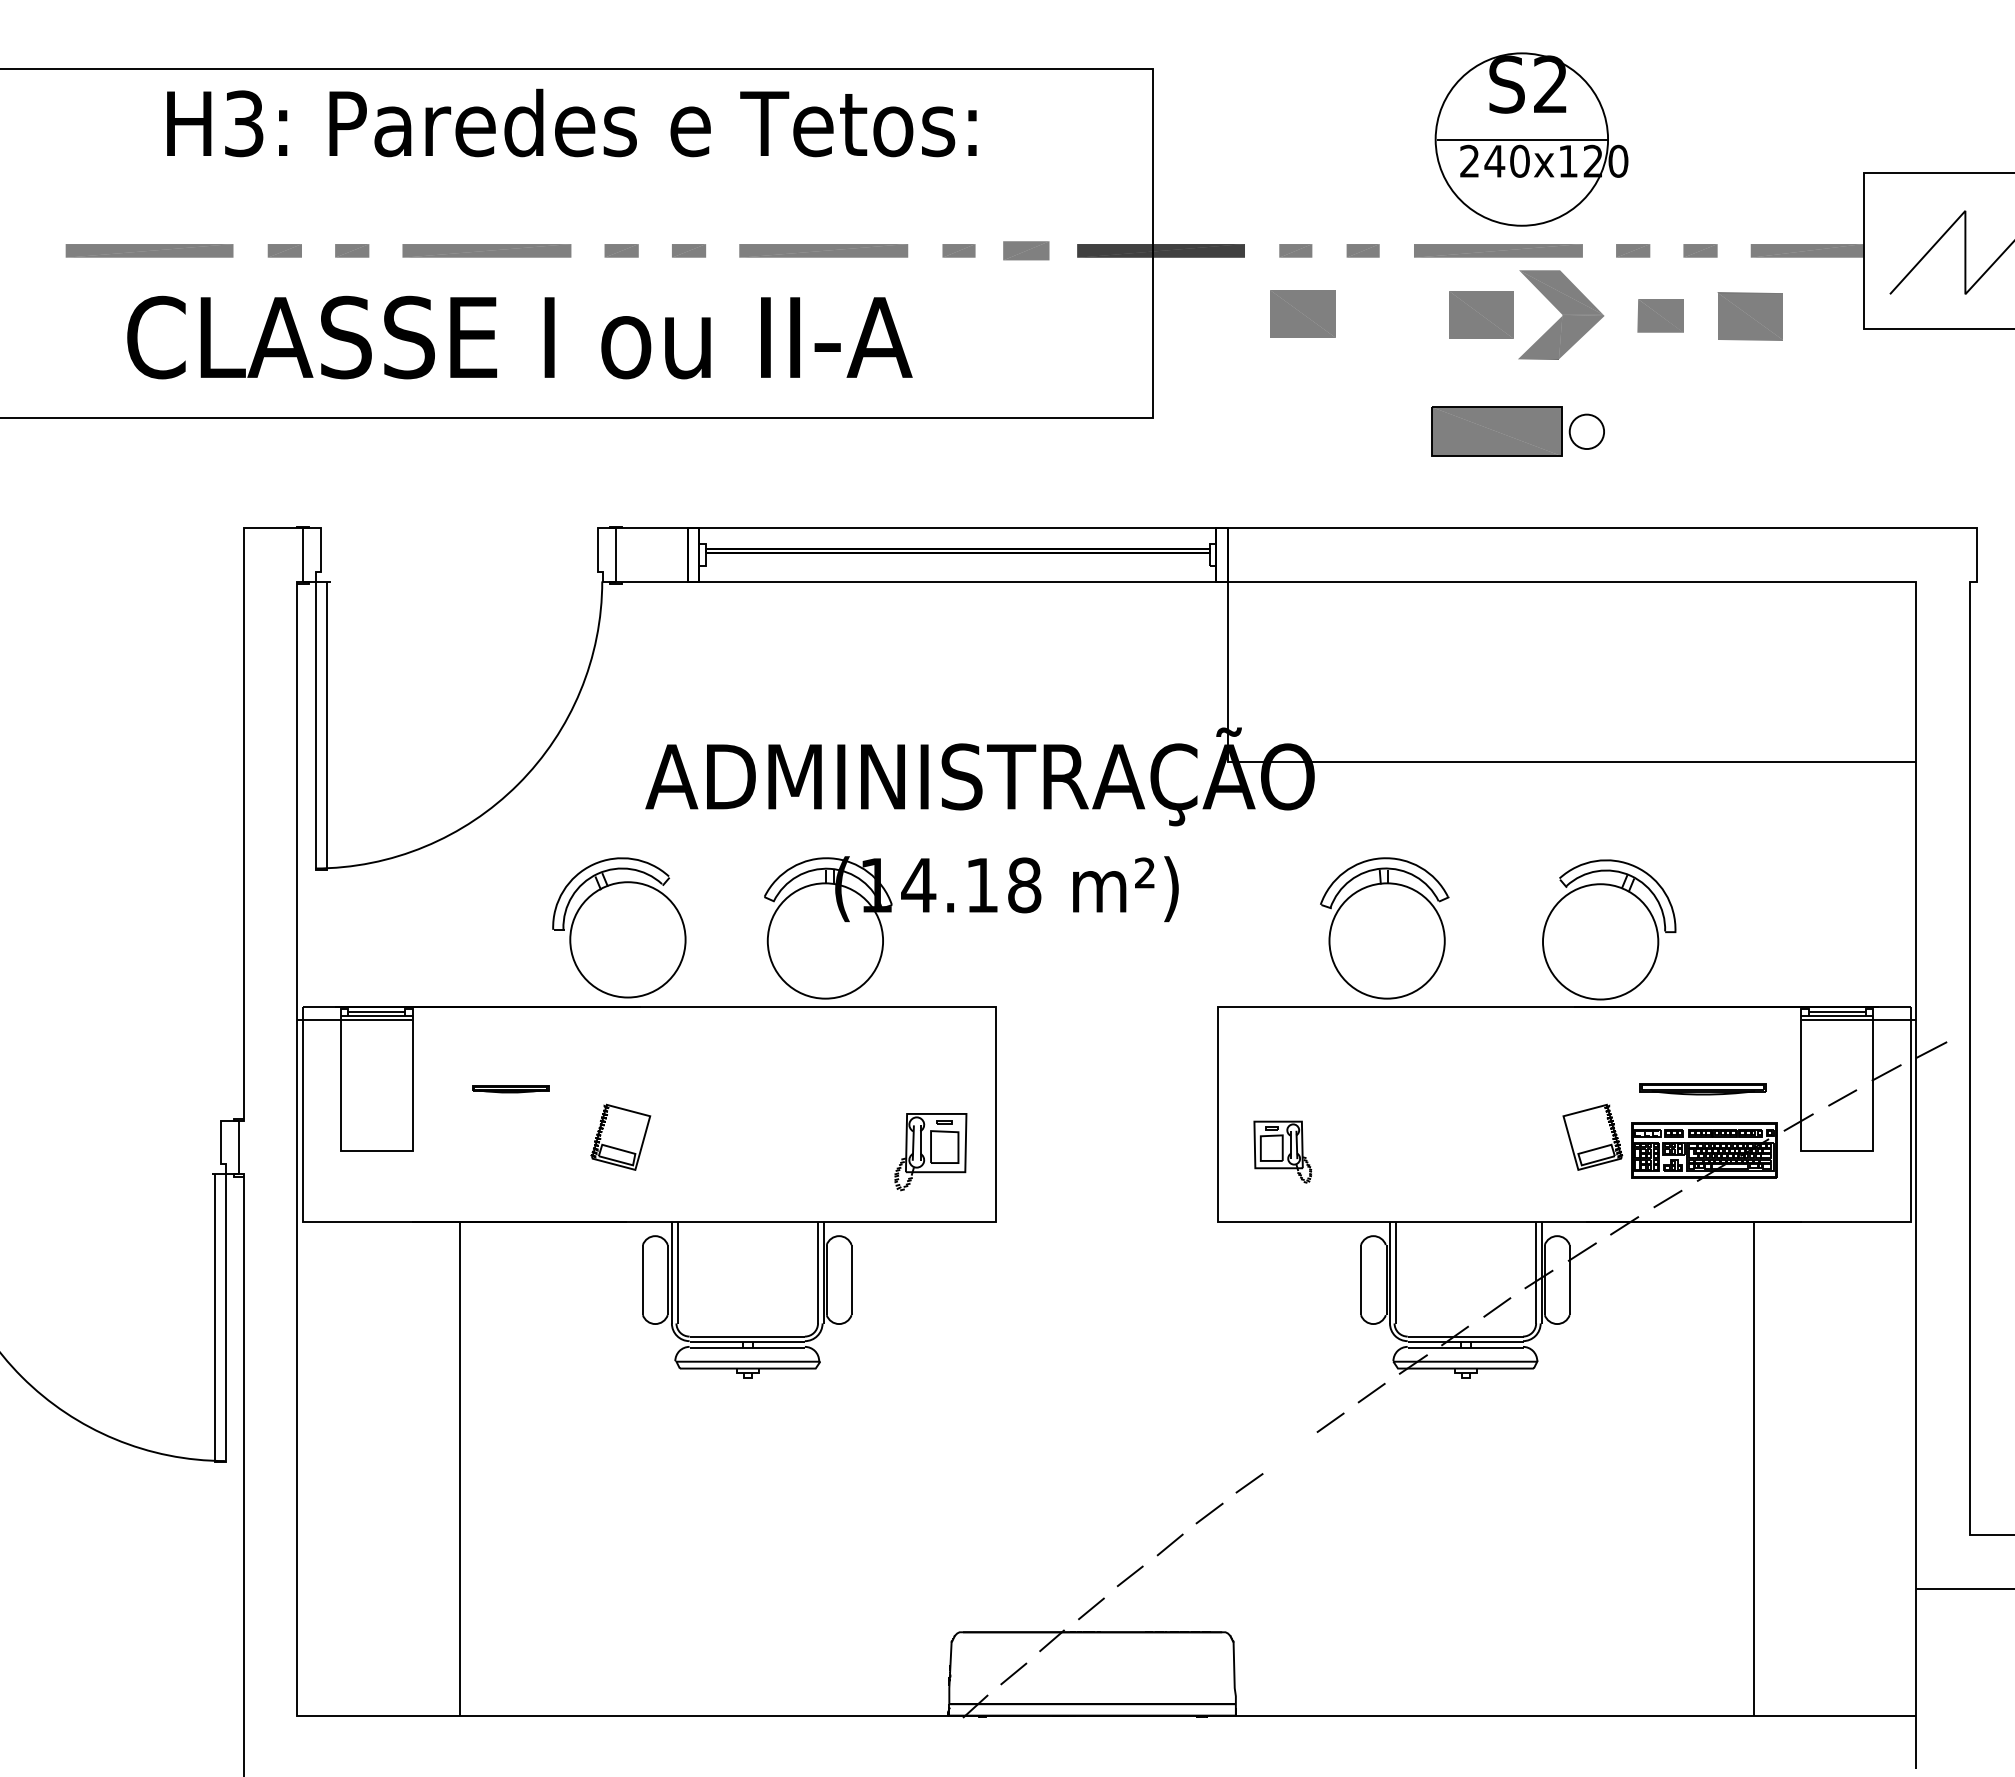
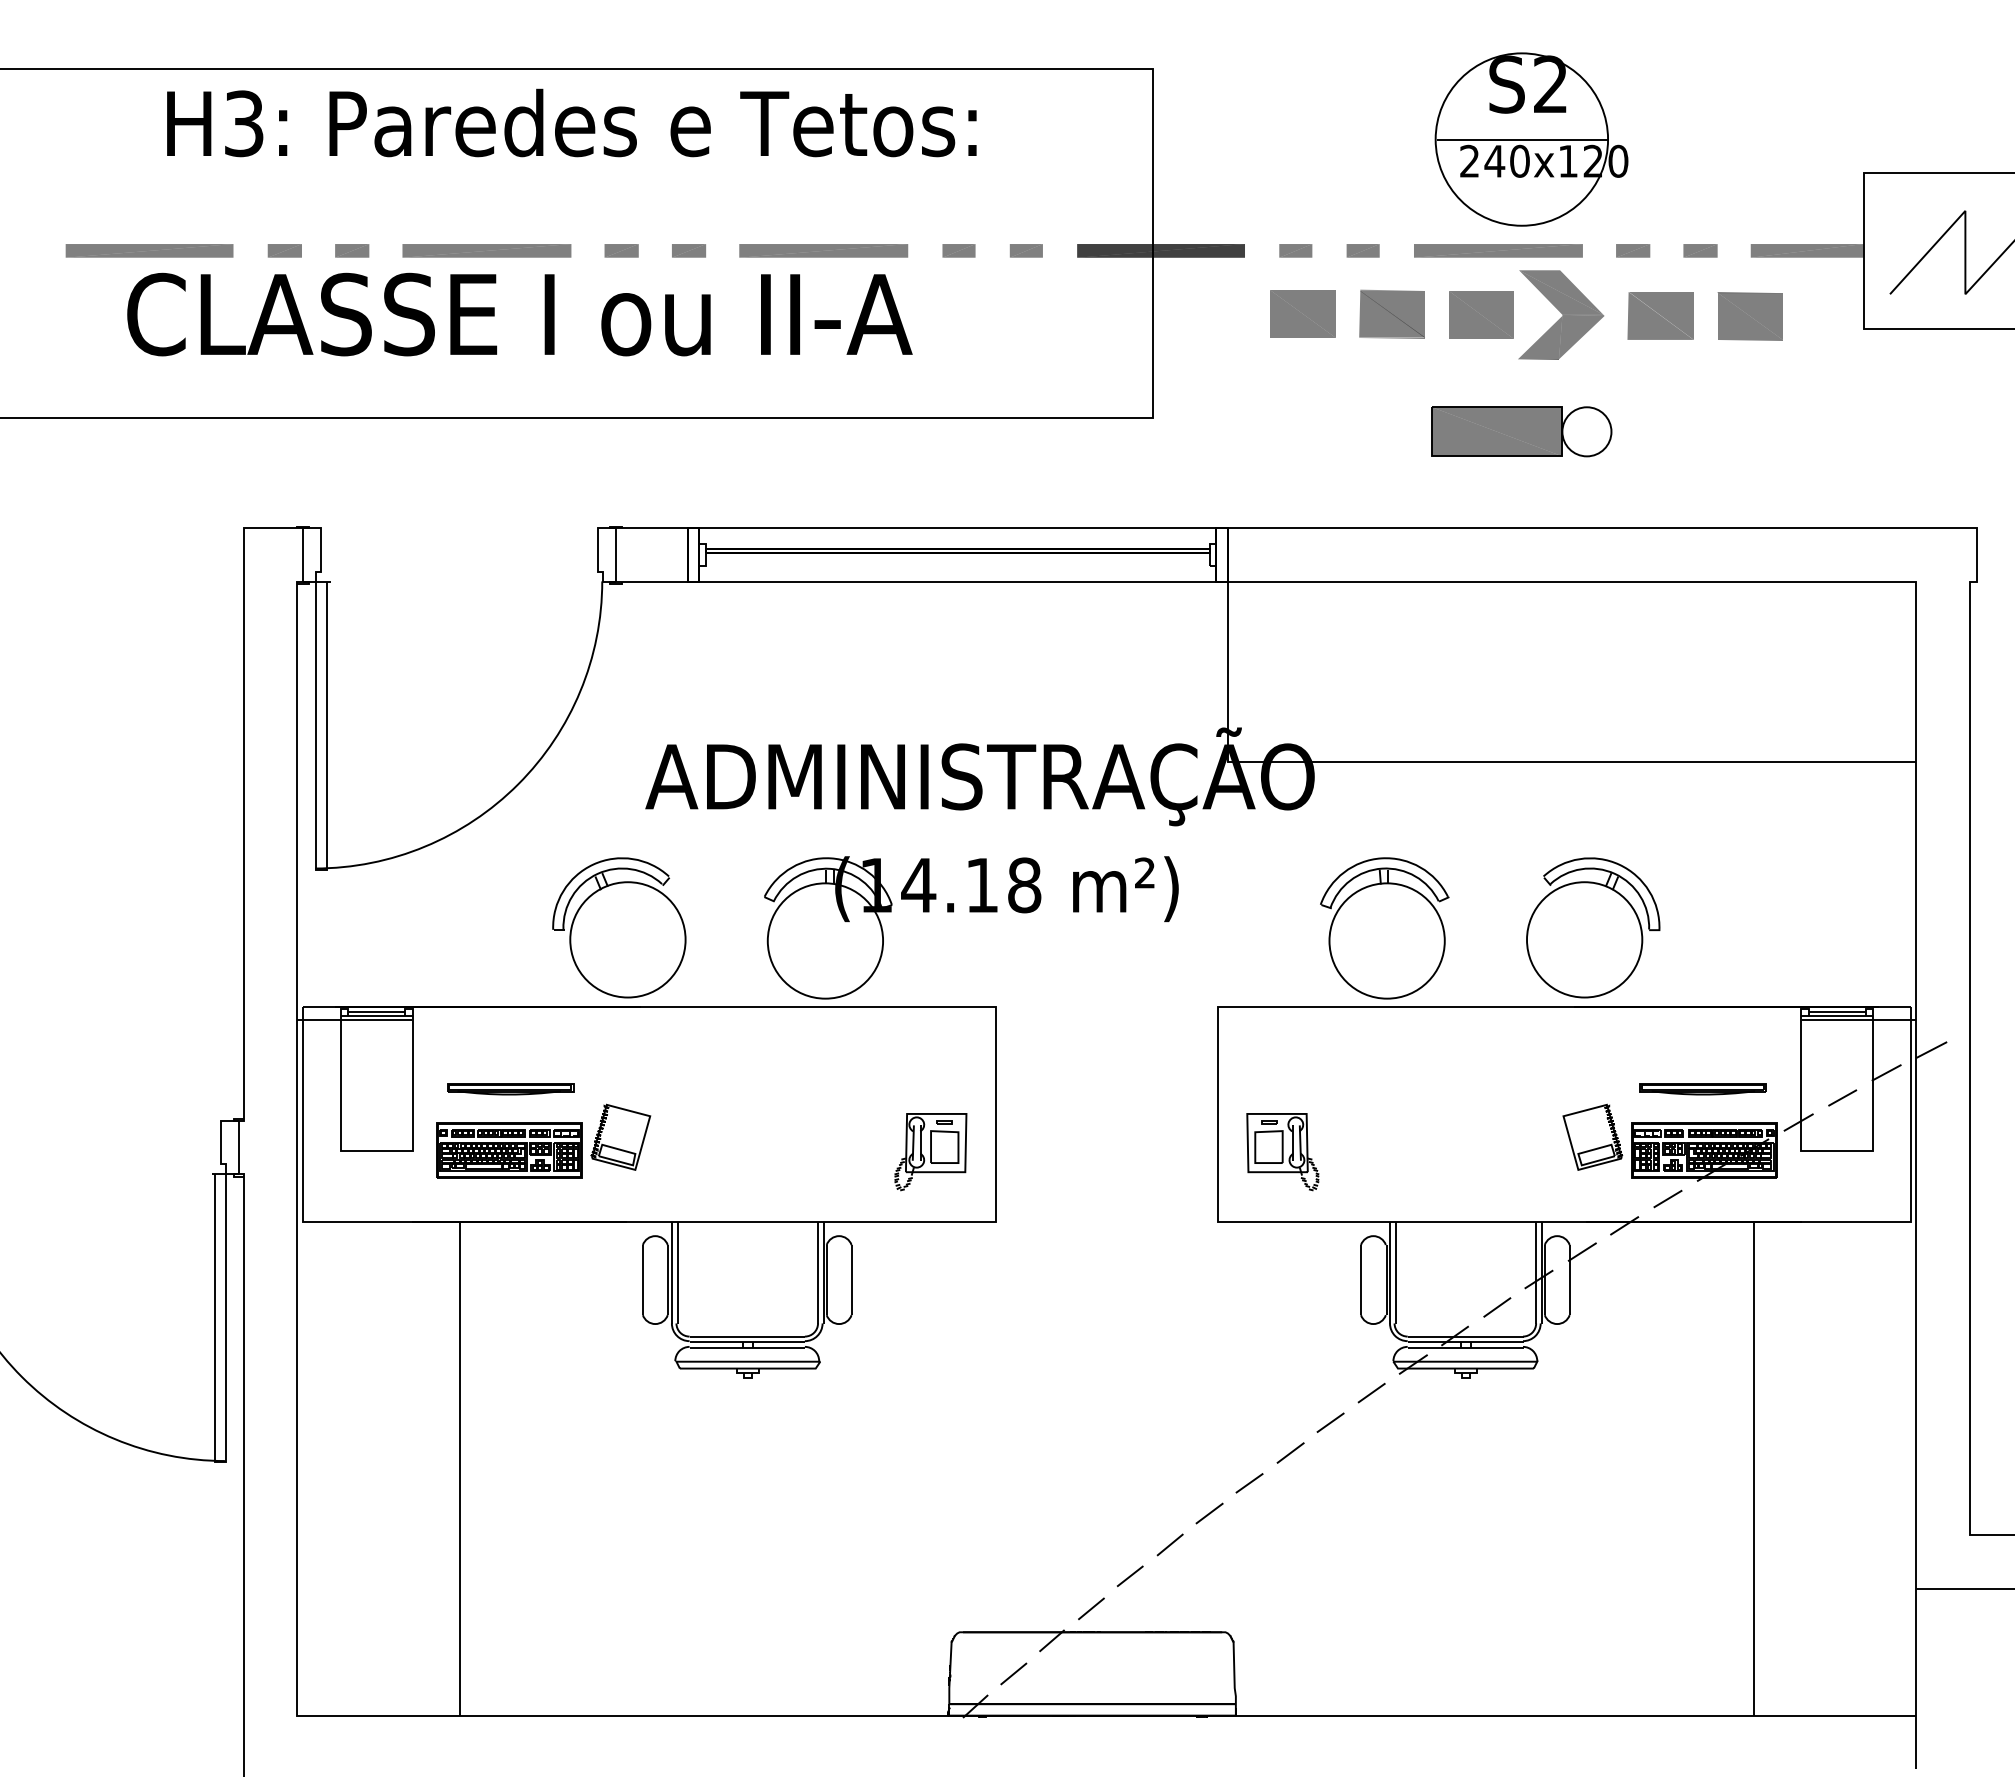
part size: 47x20 px -> 33x14 px (1026, 250)
part: none -> present (1391, 313)
part size: 47x34 px -> 67x48 px (1660, 315)
text position: (519, 337) -> (519, 314) (519, 314)
circle diameter: 34 px -> 49 px (1586, 431)
part position: (1609, 929) -> (1593, 927) (1593, 927)
part size: 78x9 px -> 128x13 px (510, 1089)
part: none -> present (509, 1150)
part size: 60x64 px -> 74x79 px (1282, 1152)
line: none -> present (1290, 1452)
